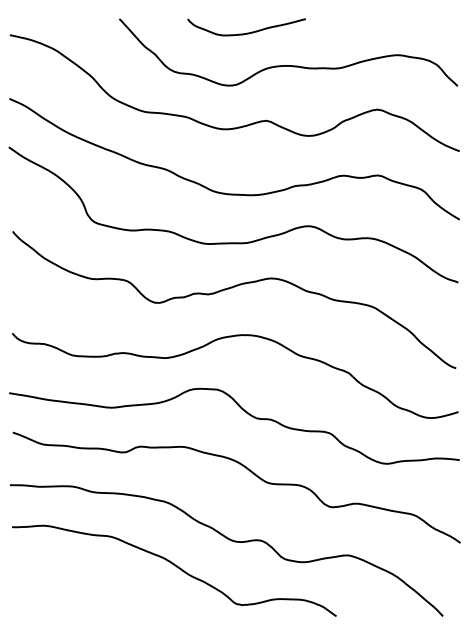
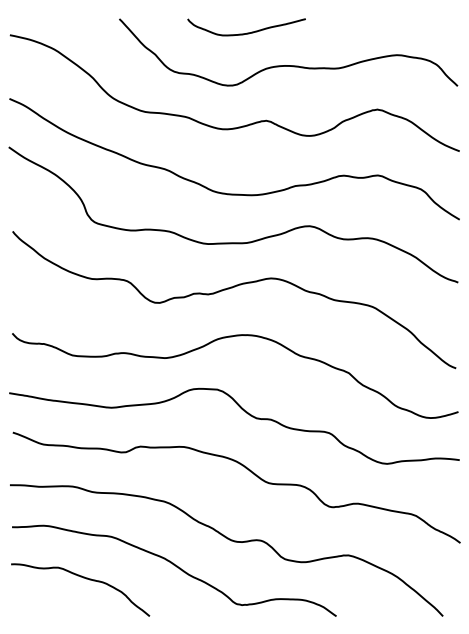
curve: none -> present (83, 578)
